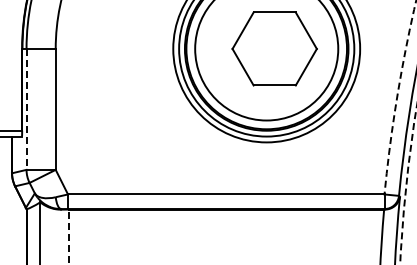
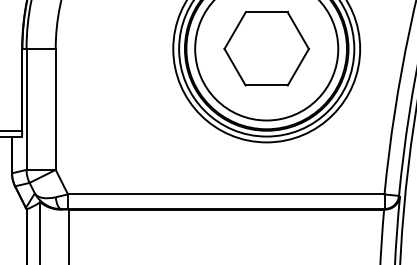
part position: (274, 48) -> (266, 48) (266, 48)
arc: dashed -> solid (397, 96)
line: dashed -> solid (26, 109)
arc: dashed -> solid (406, 185)
line: dashed -> solid (69, 236)
